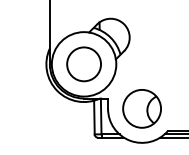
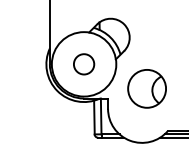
circle diameter: 34 px -> 20 px (83, 64)
part position: (141, 108) -> (146, 88) (146, 88)
